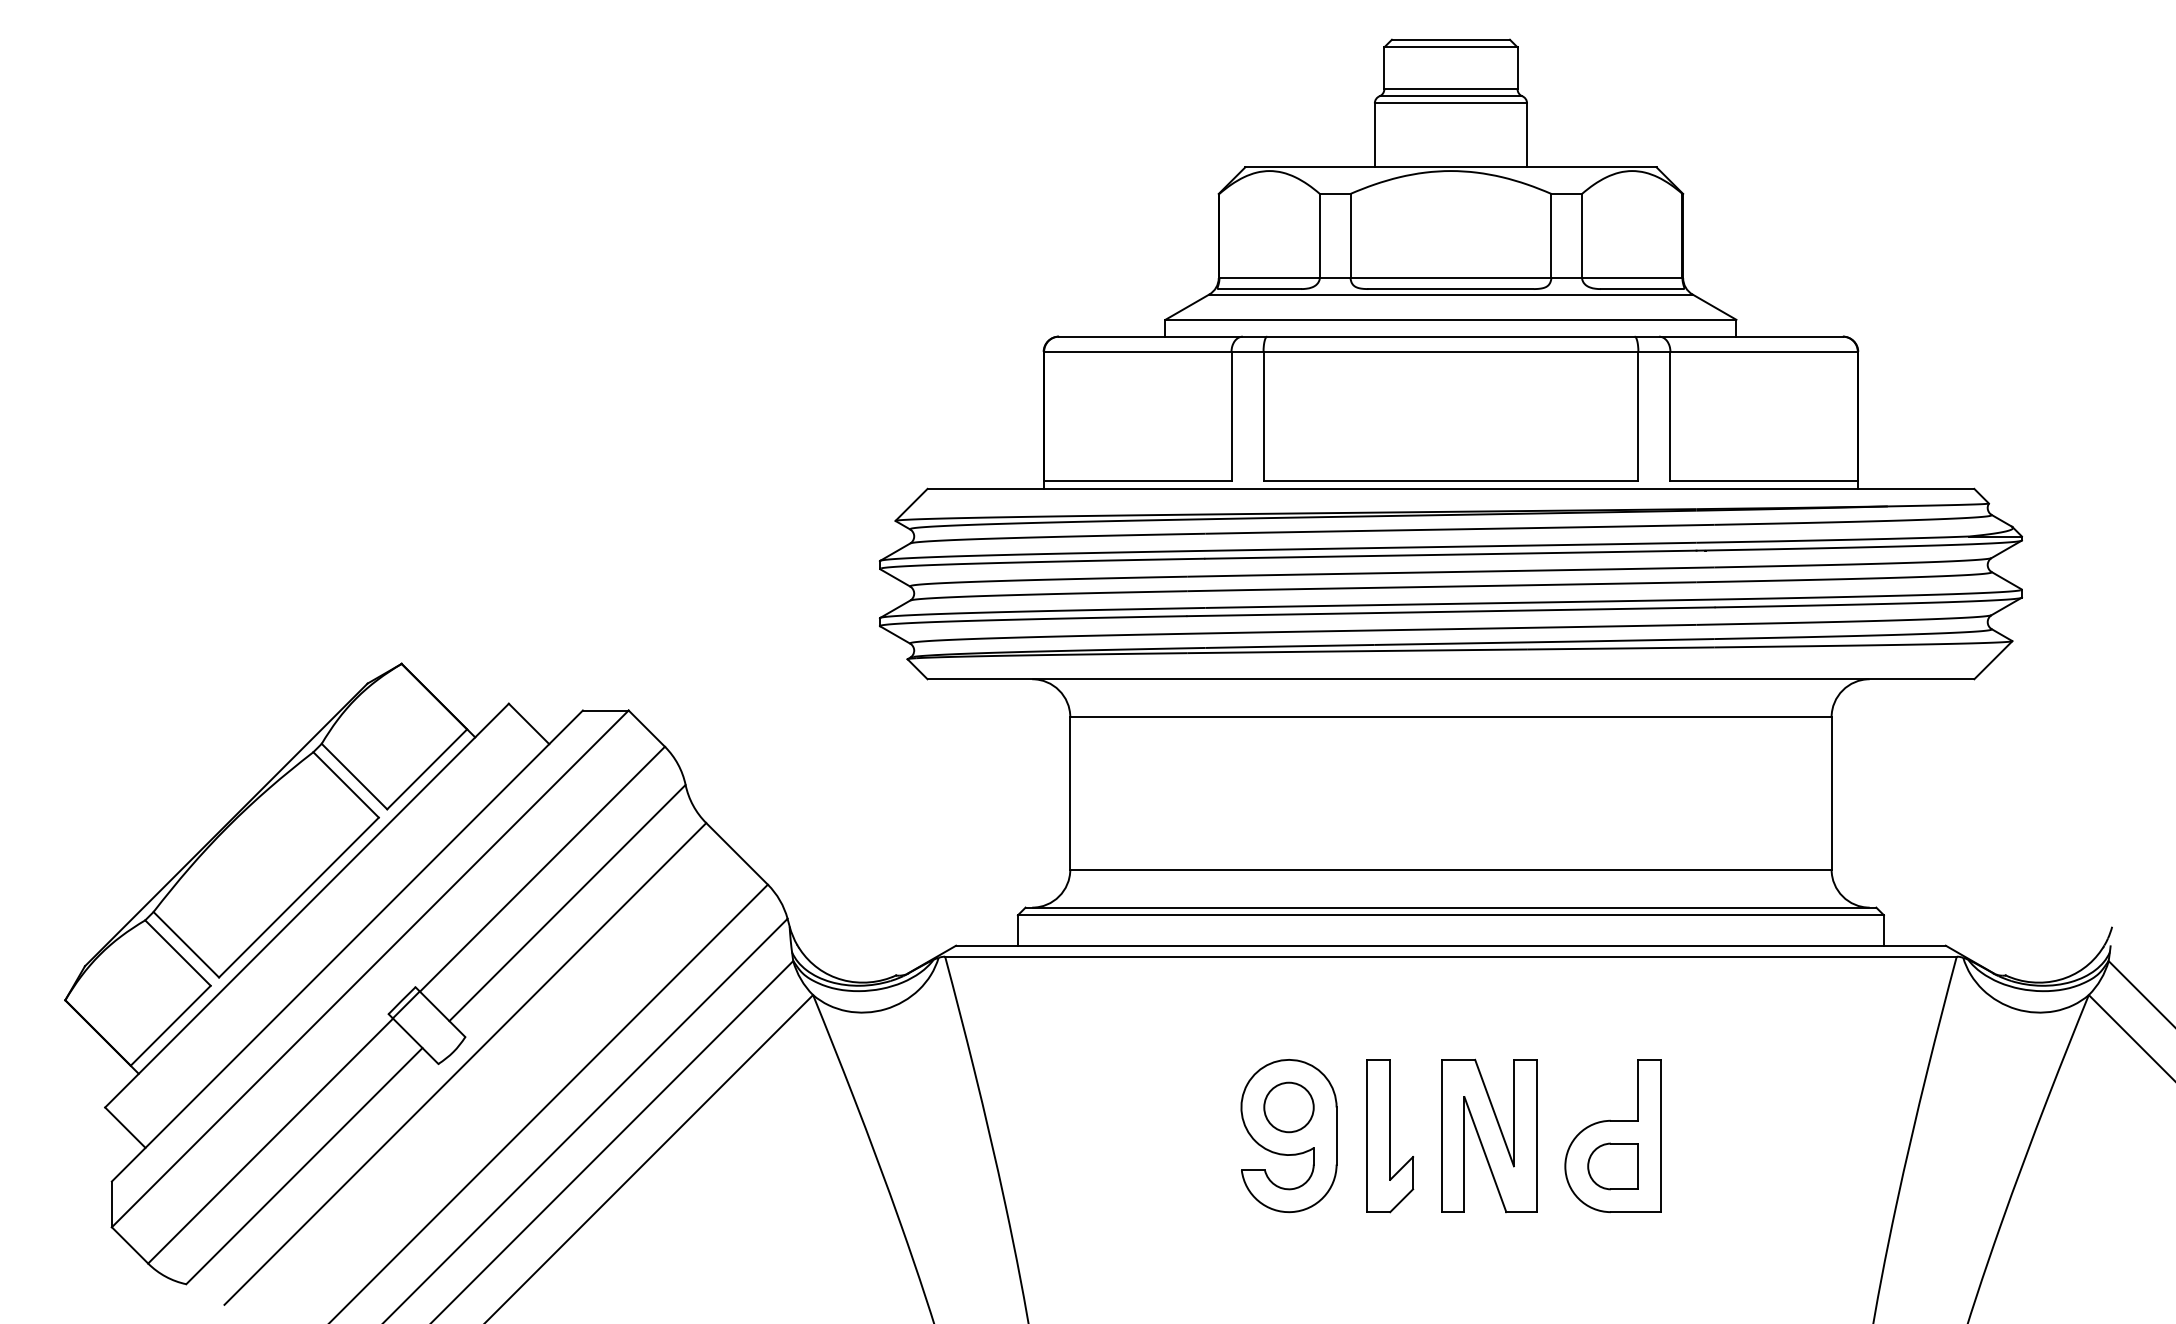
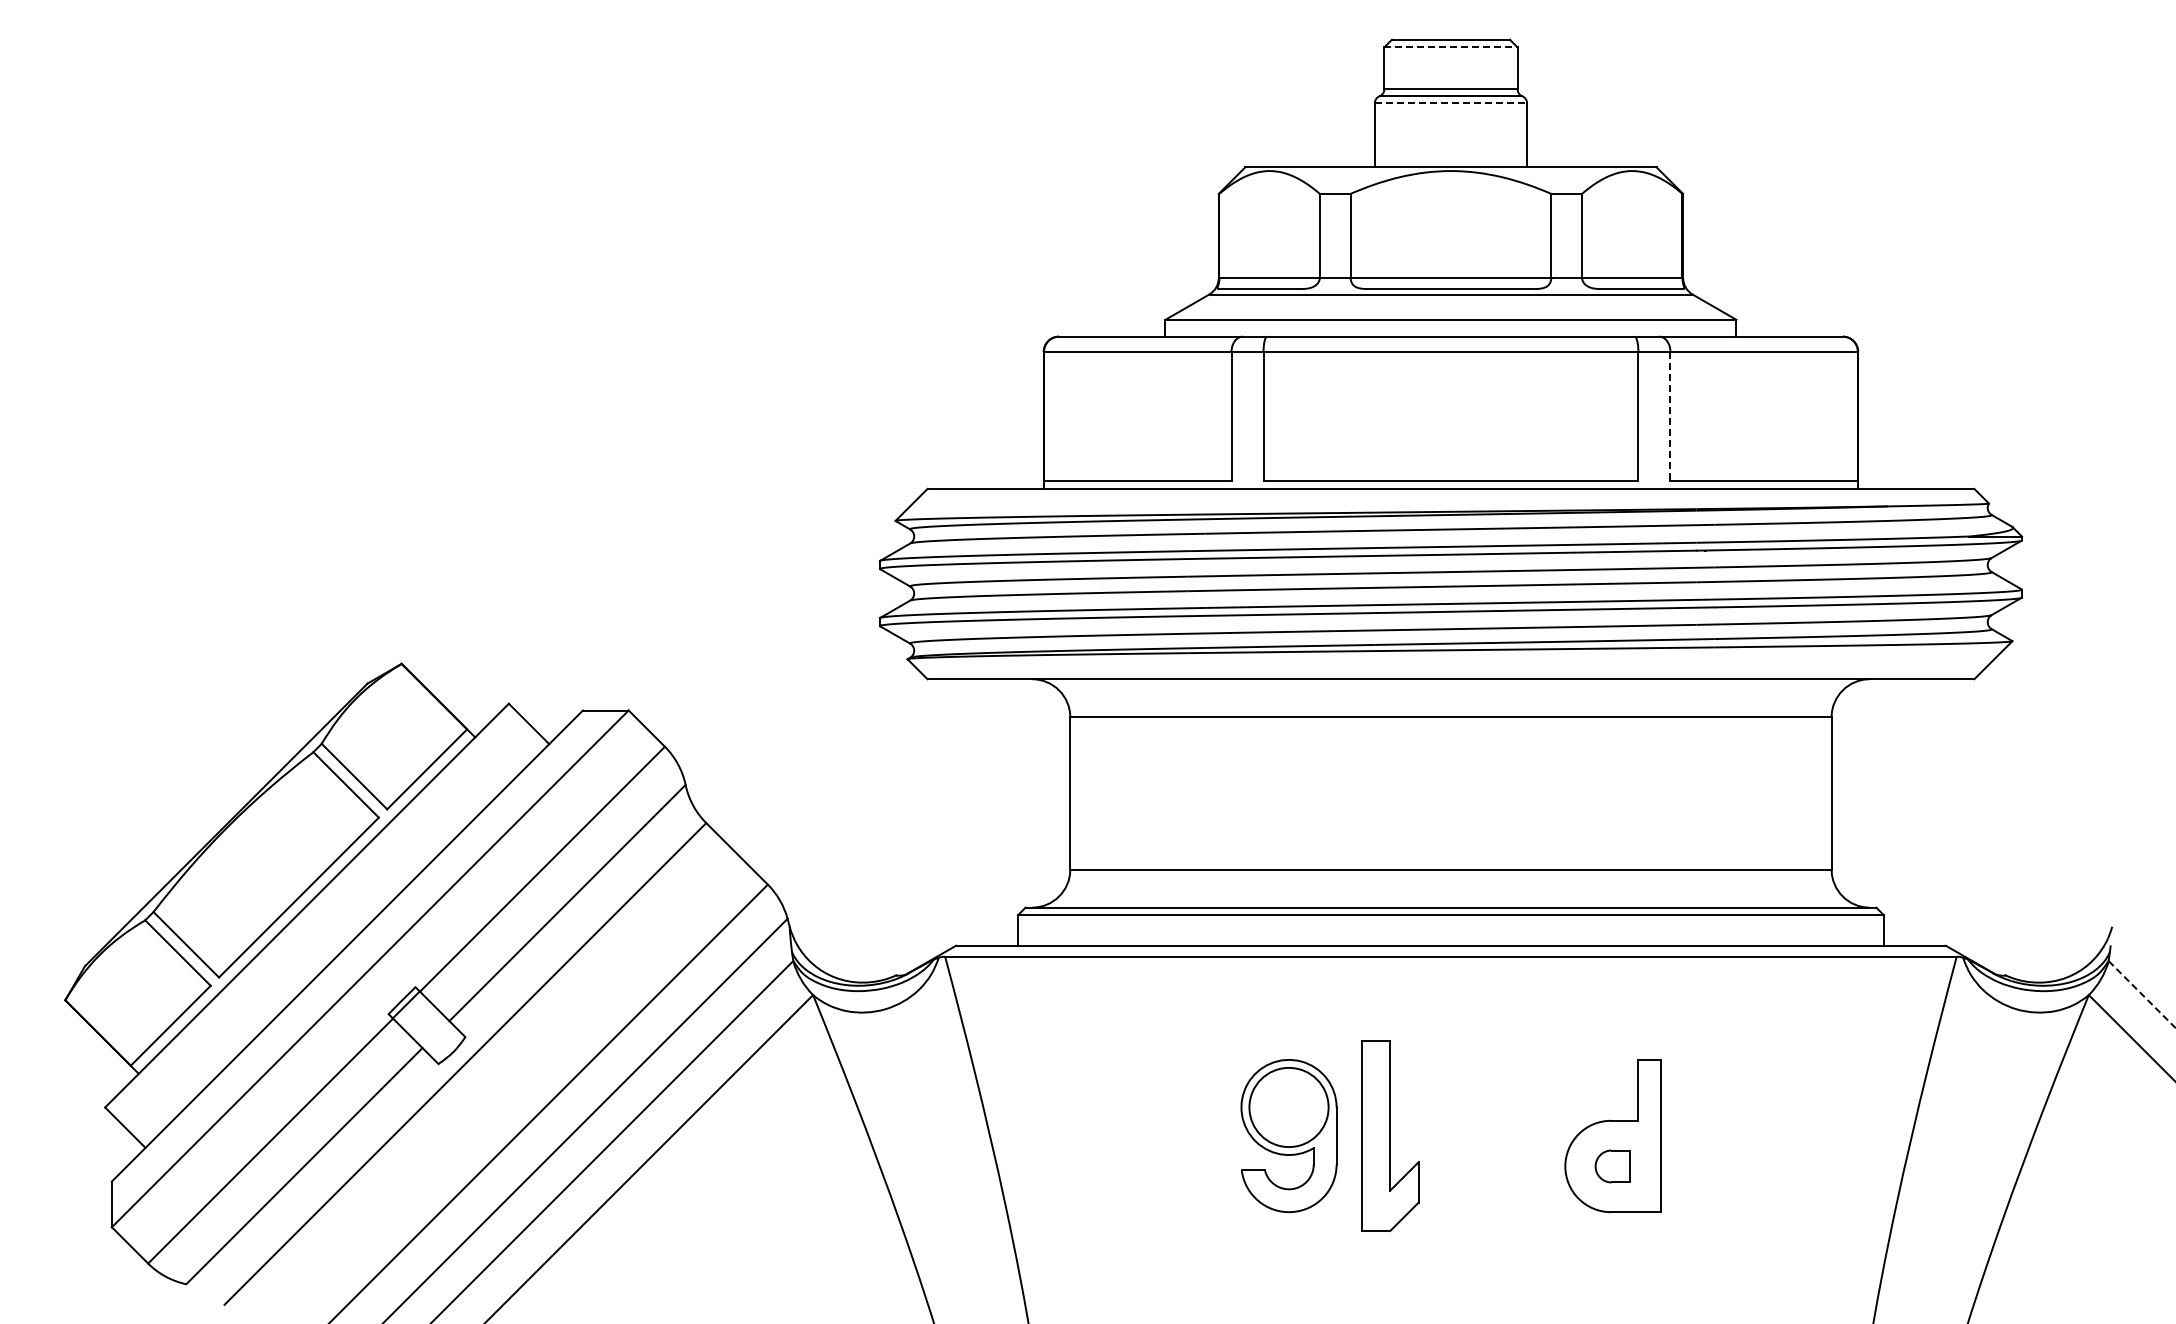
line: solid -> dashed (1450, 47)
line: solid -> dashed (1451, 103)
line: solid -> dashed (1670, 416)
line: solid -> dashed (2142, 994)
circle diameter: 49 px -> 79 px (1288, 1107)
part: present -> none (1489, 1135)
part size: 49x155 px -> 59x193 px (1390, 1136)
part size: 52x49 px -> 37x35 px (1612, 1166)
